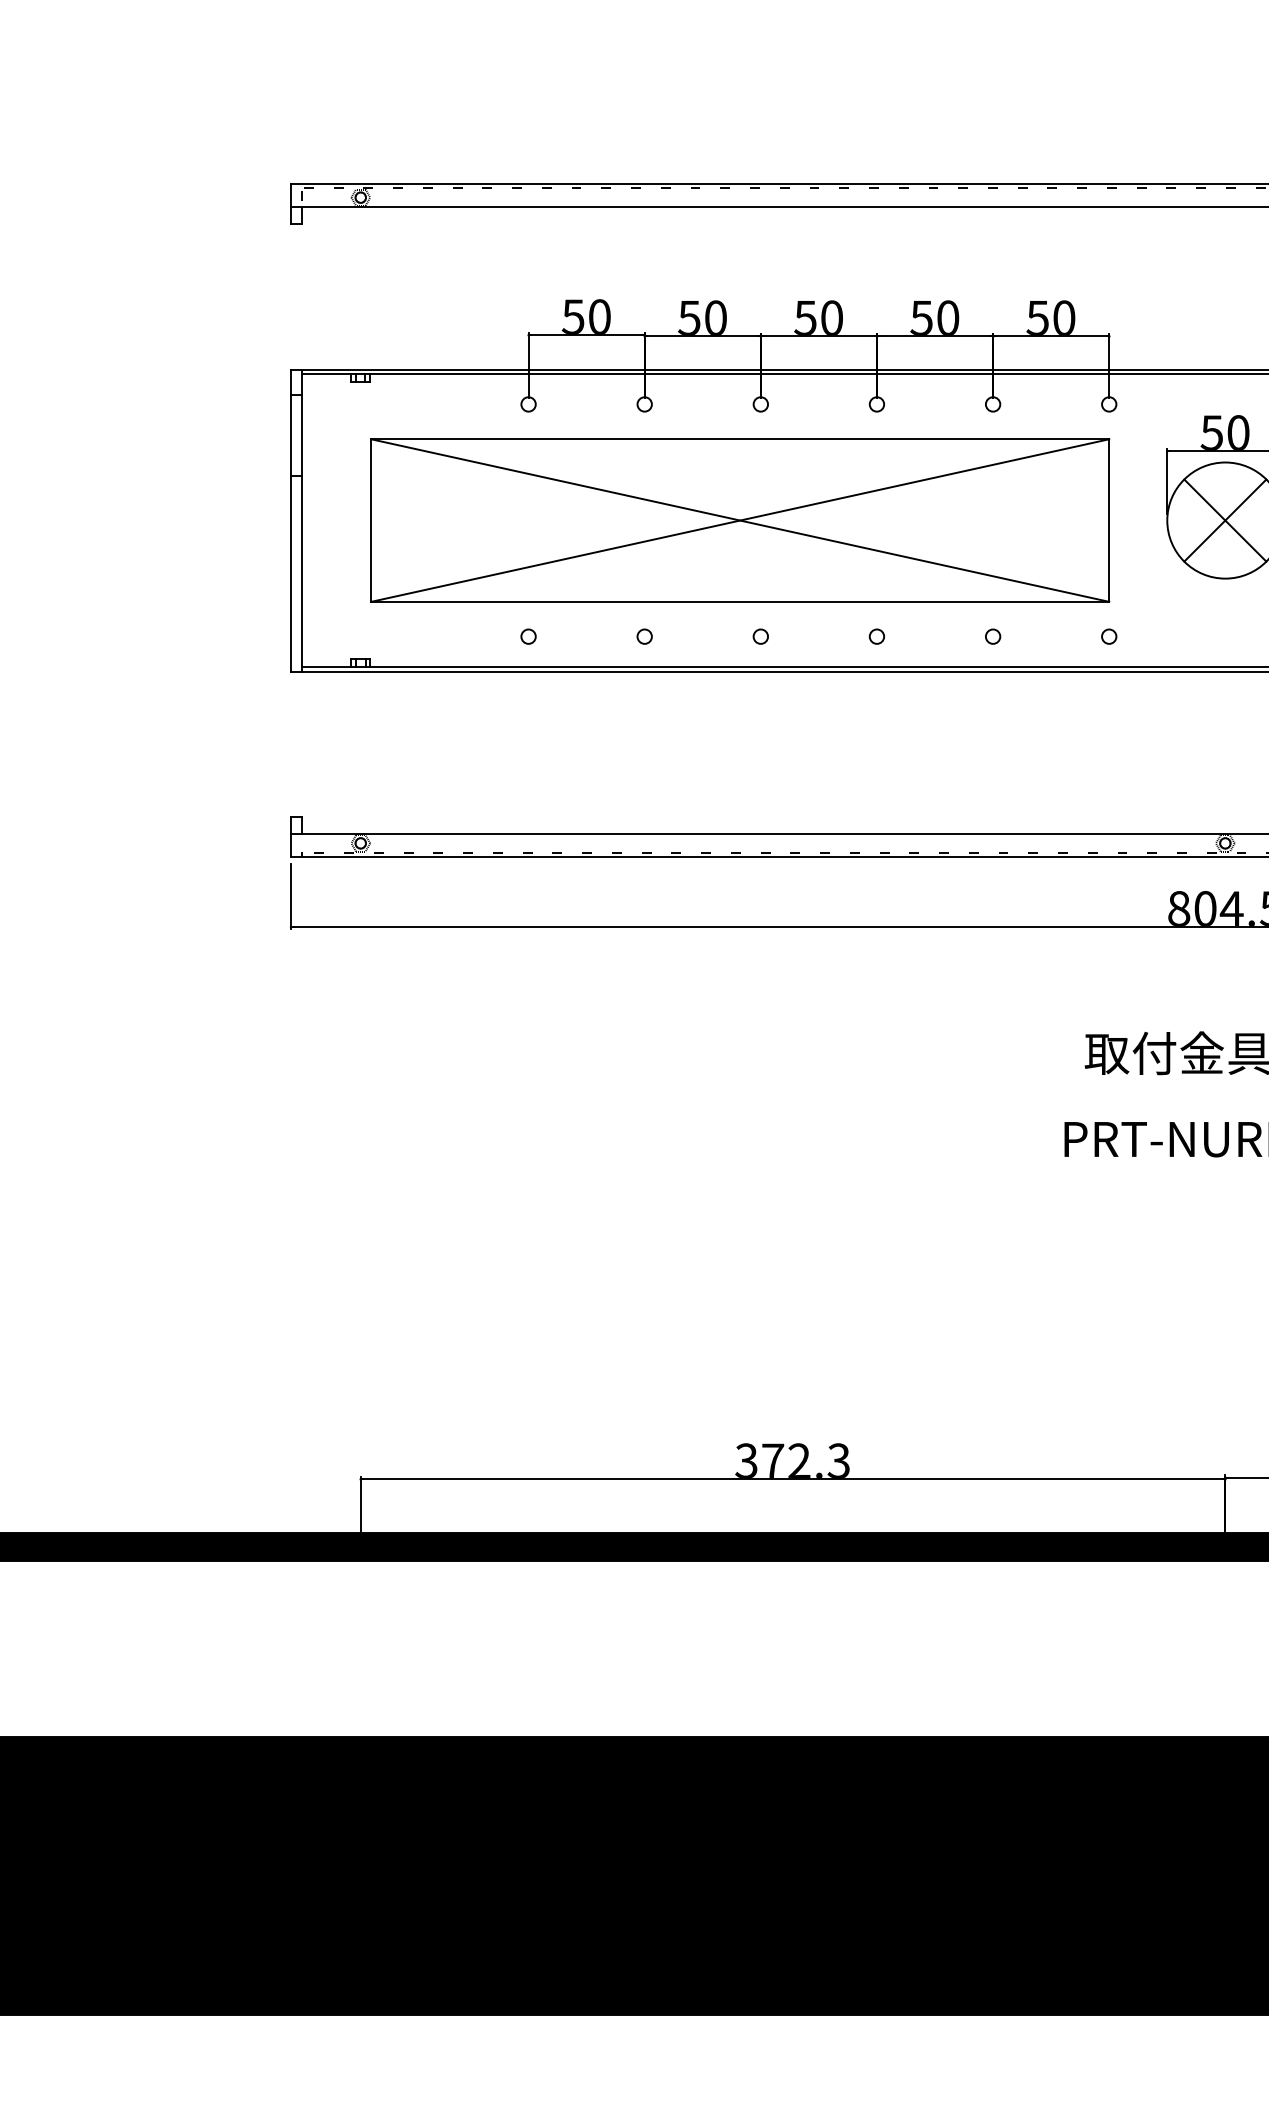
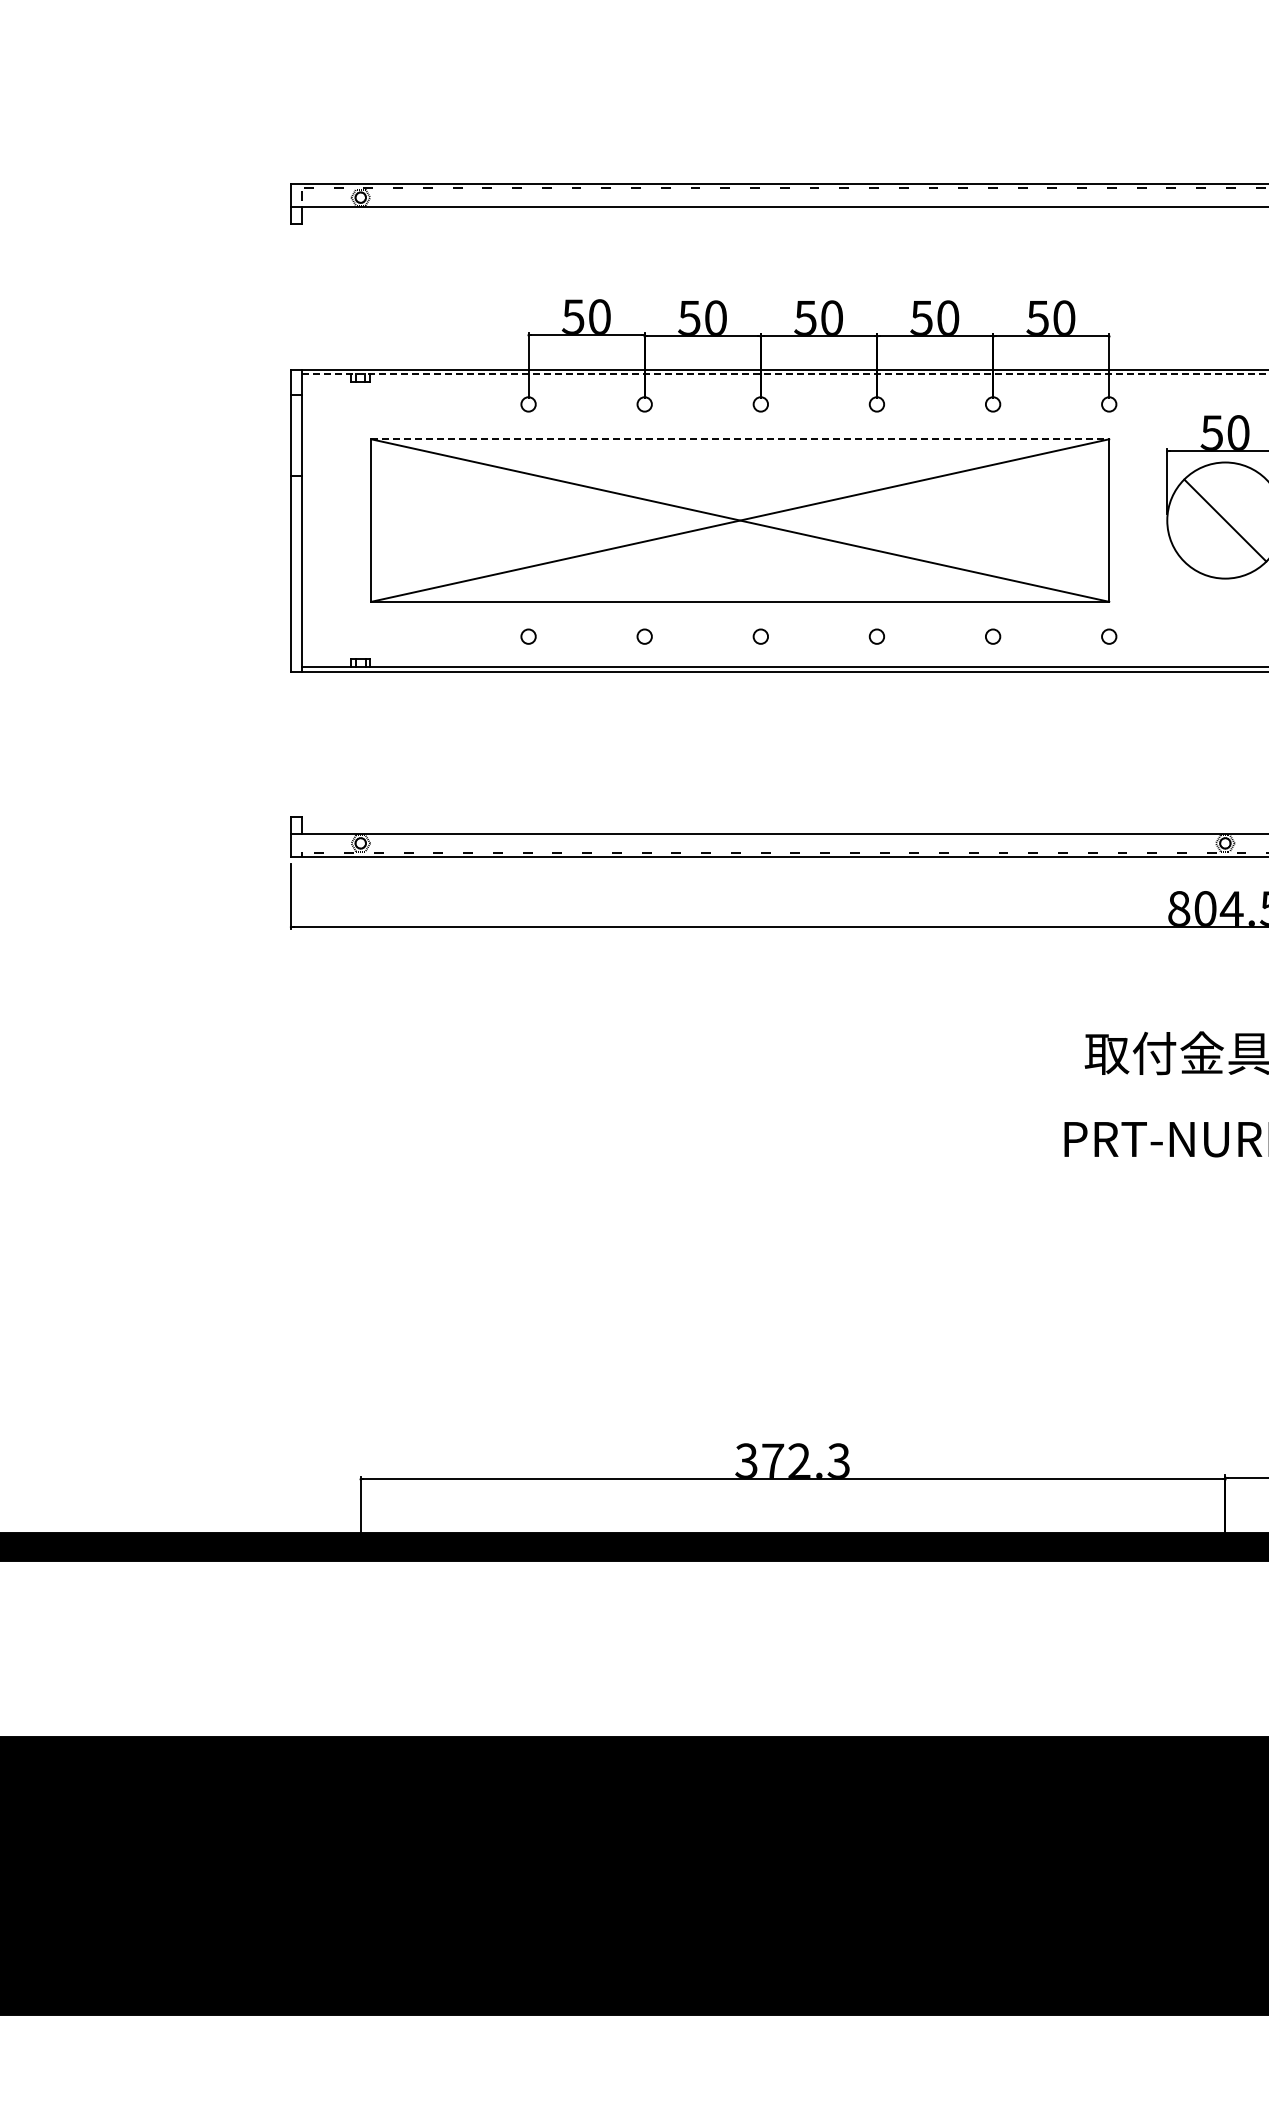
line: solid -> dashed (785, 374)
line: solid -> dashed (740, 439)
line: present -> none (1224, 520)
